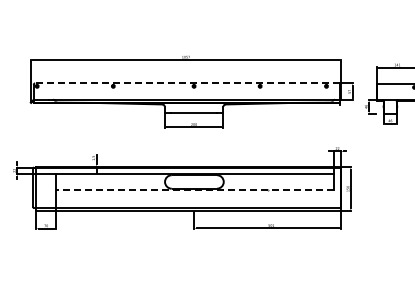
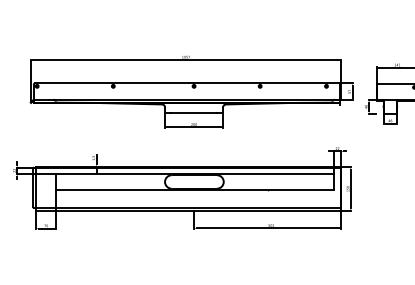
line: dashed -> solid (187, 83)
line: dashed -> solid (195, 190)
